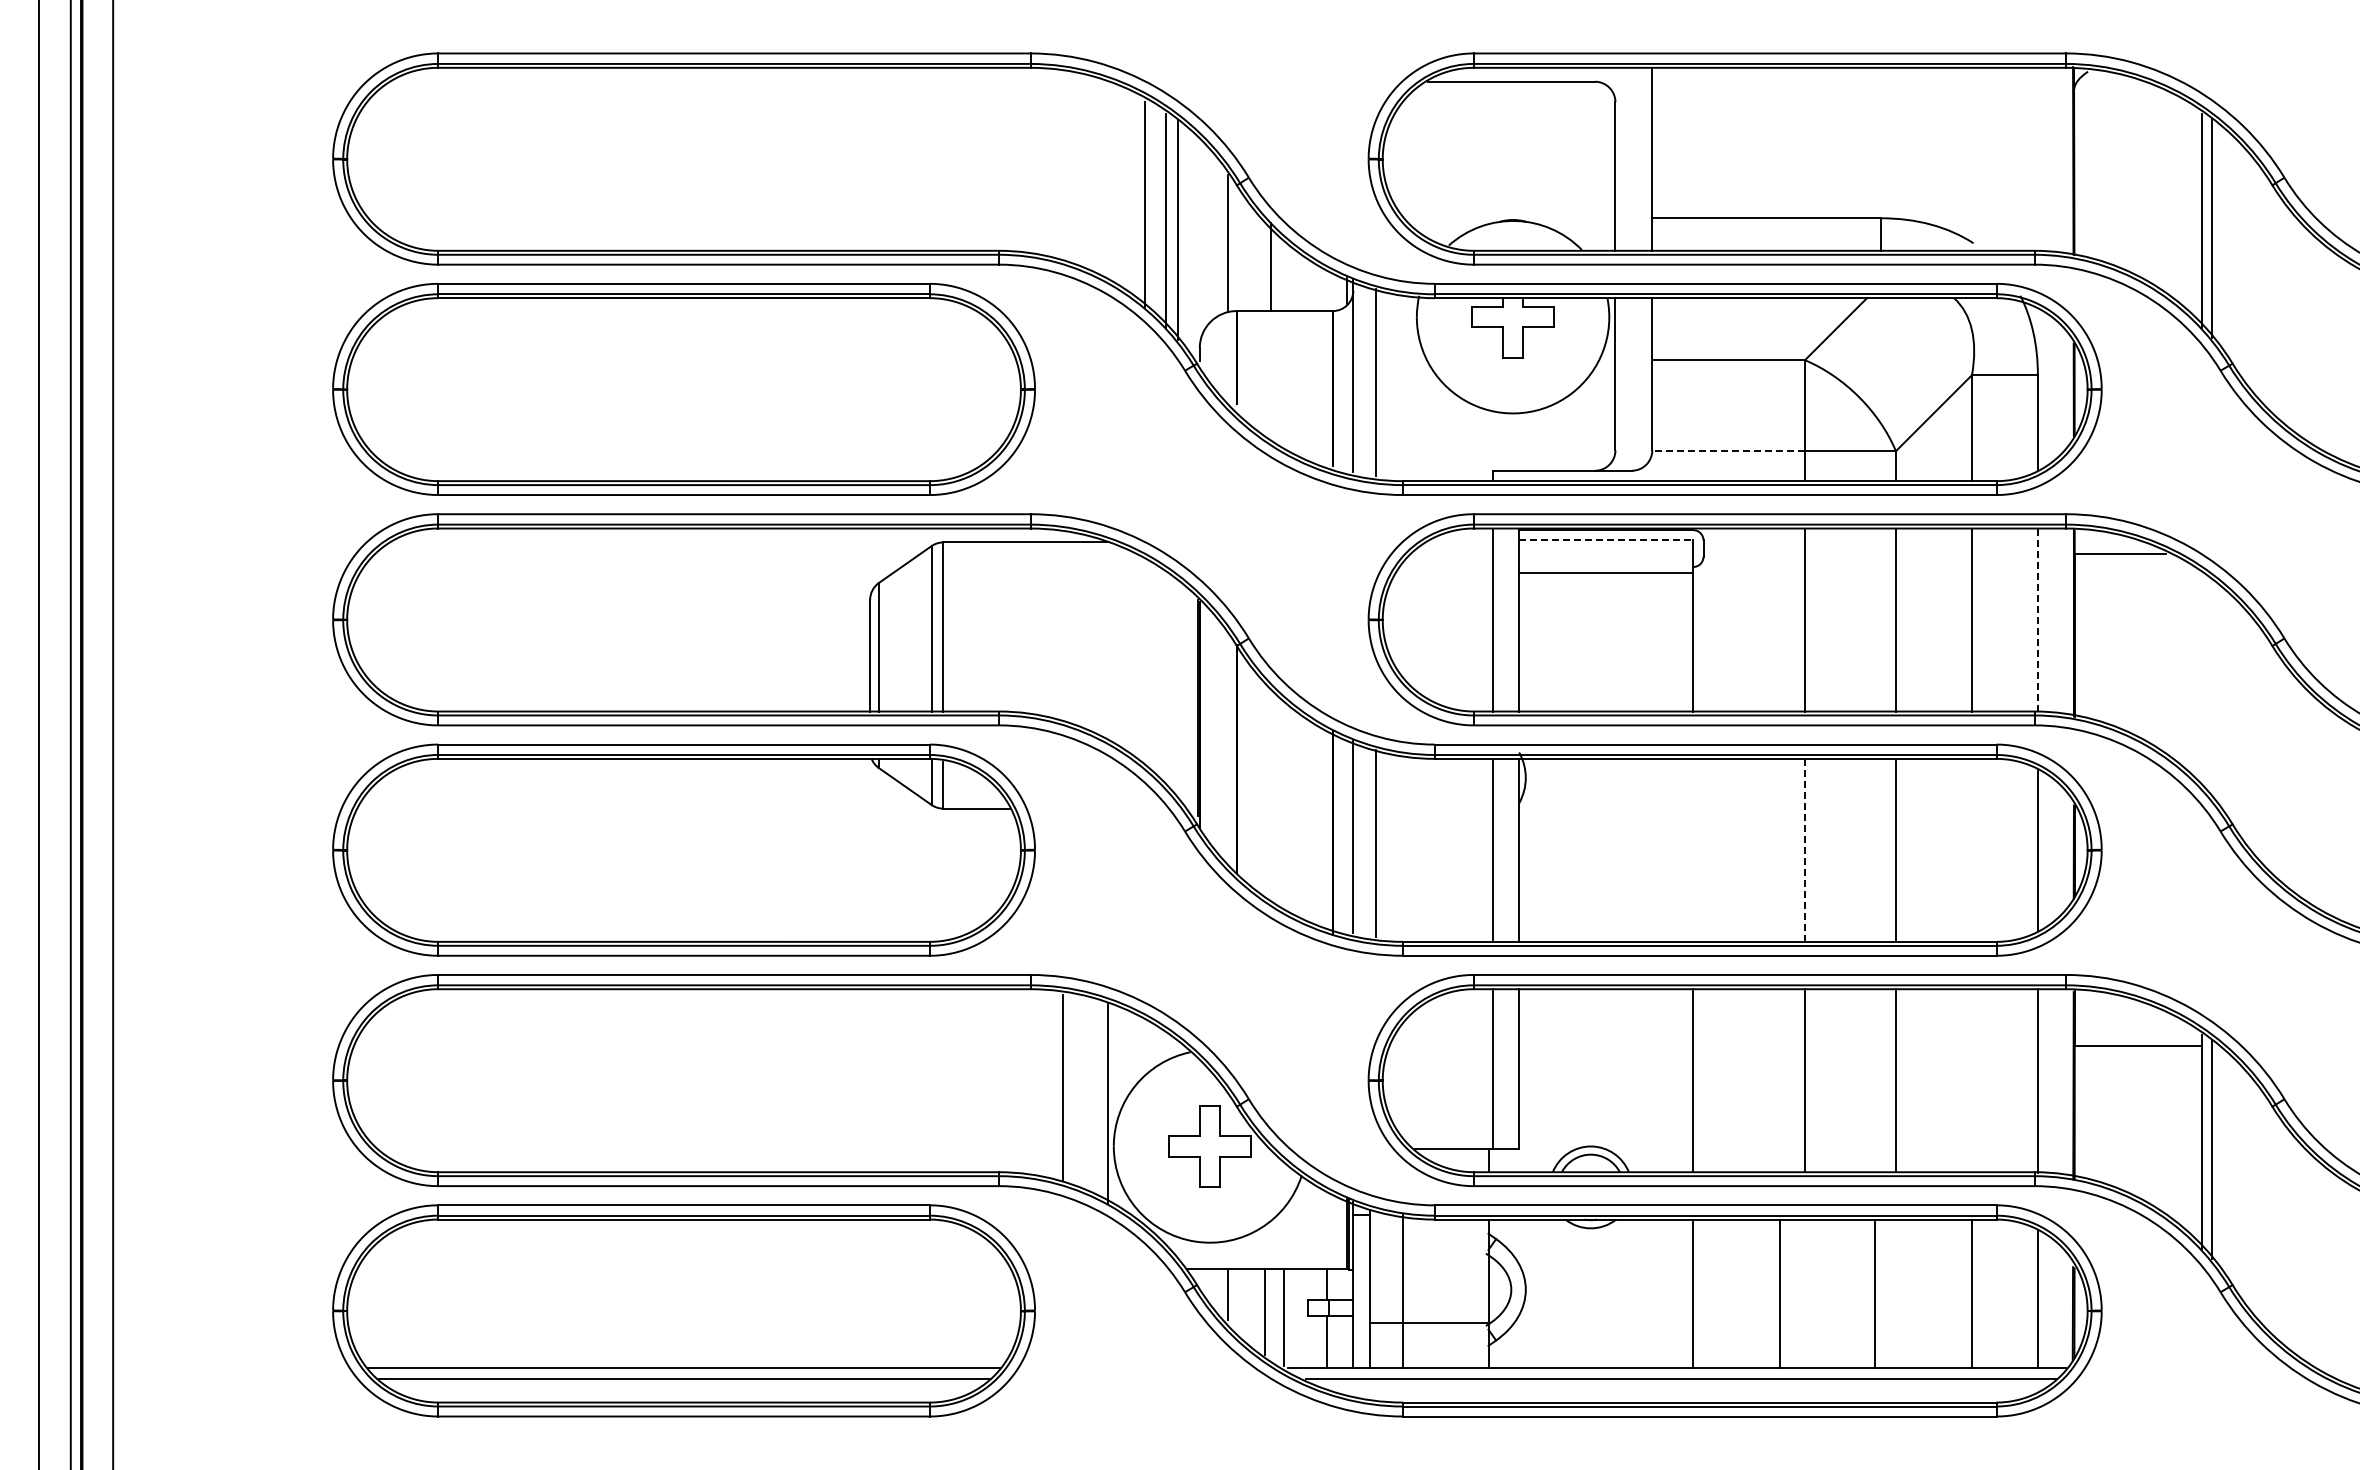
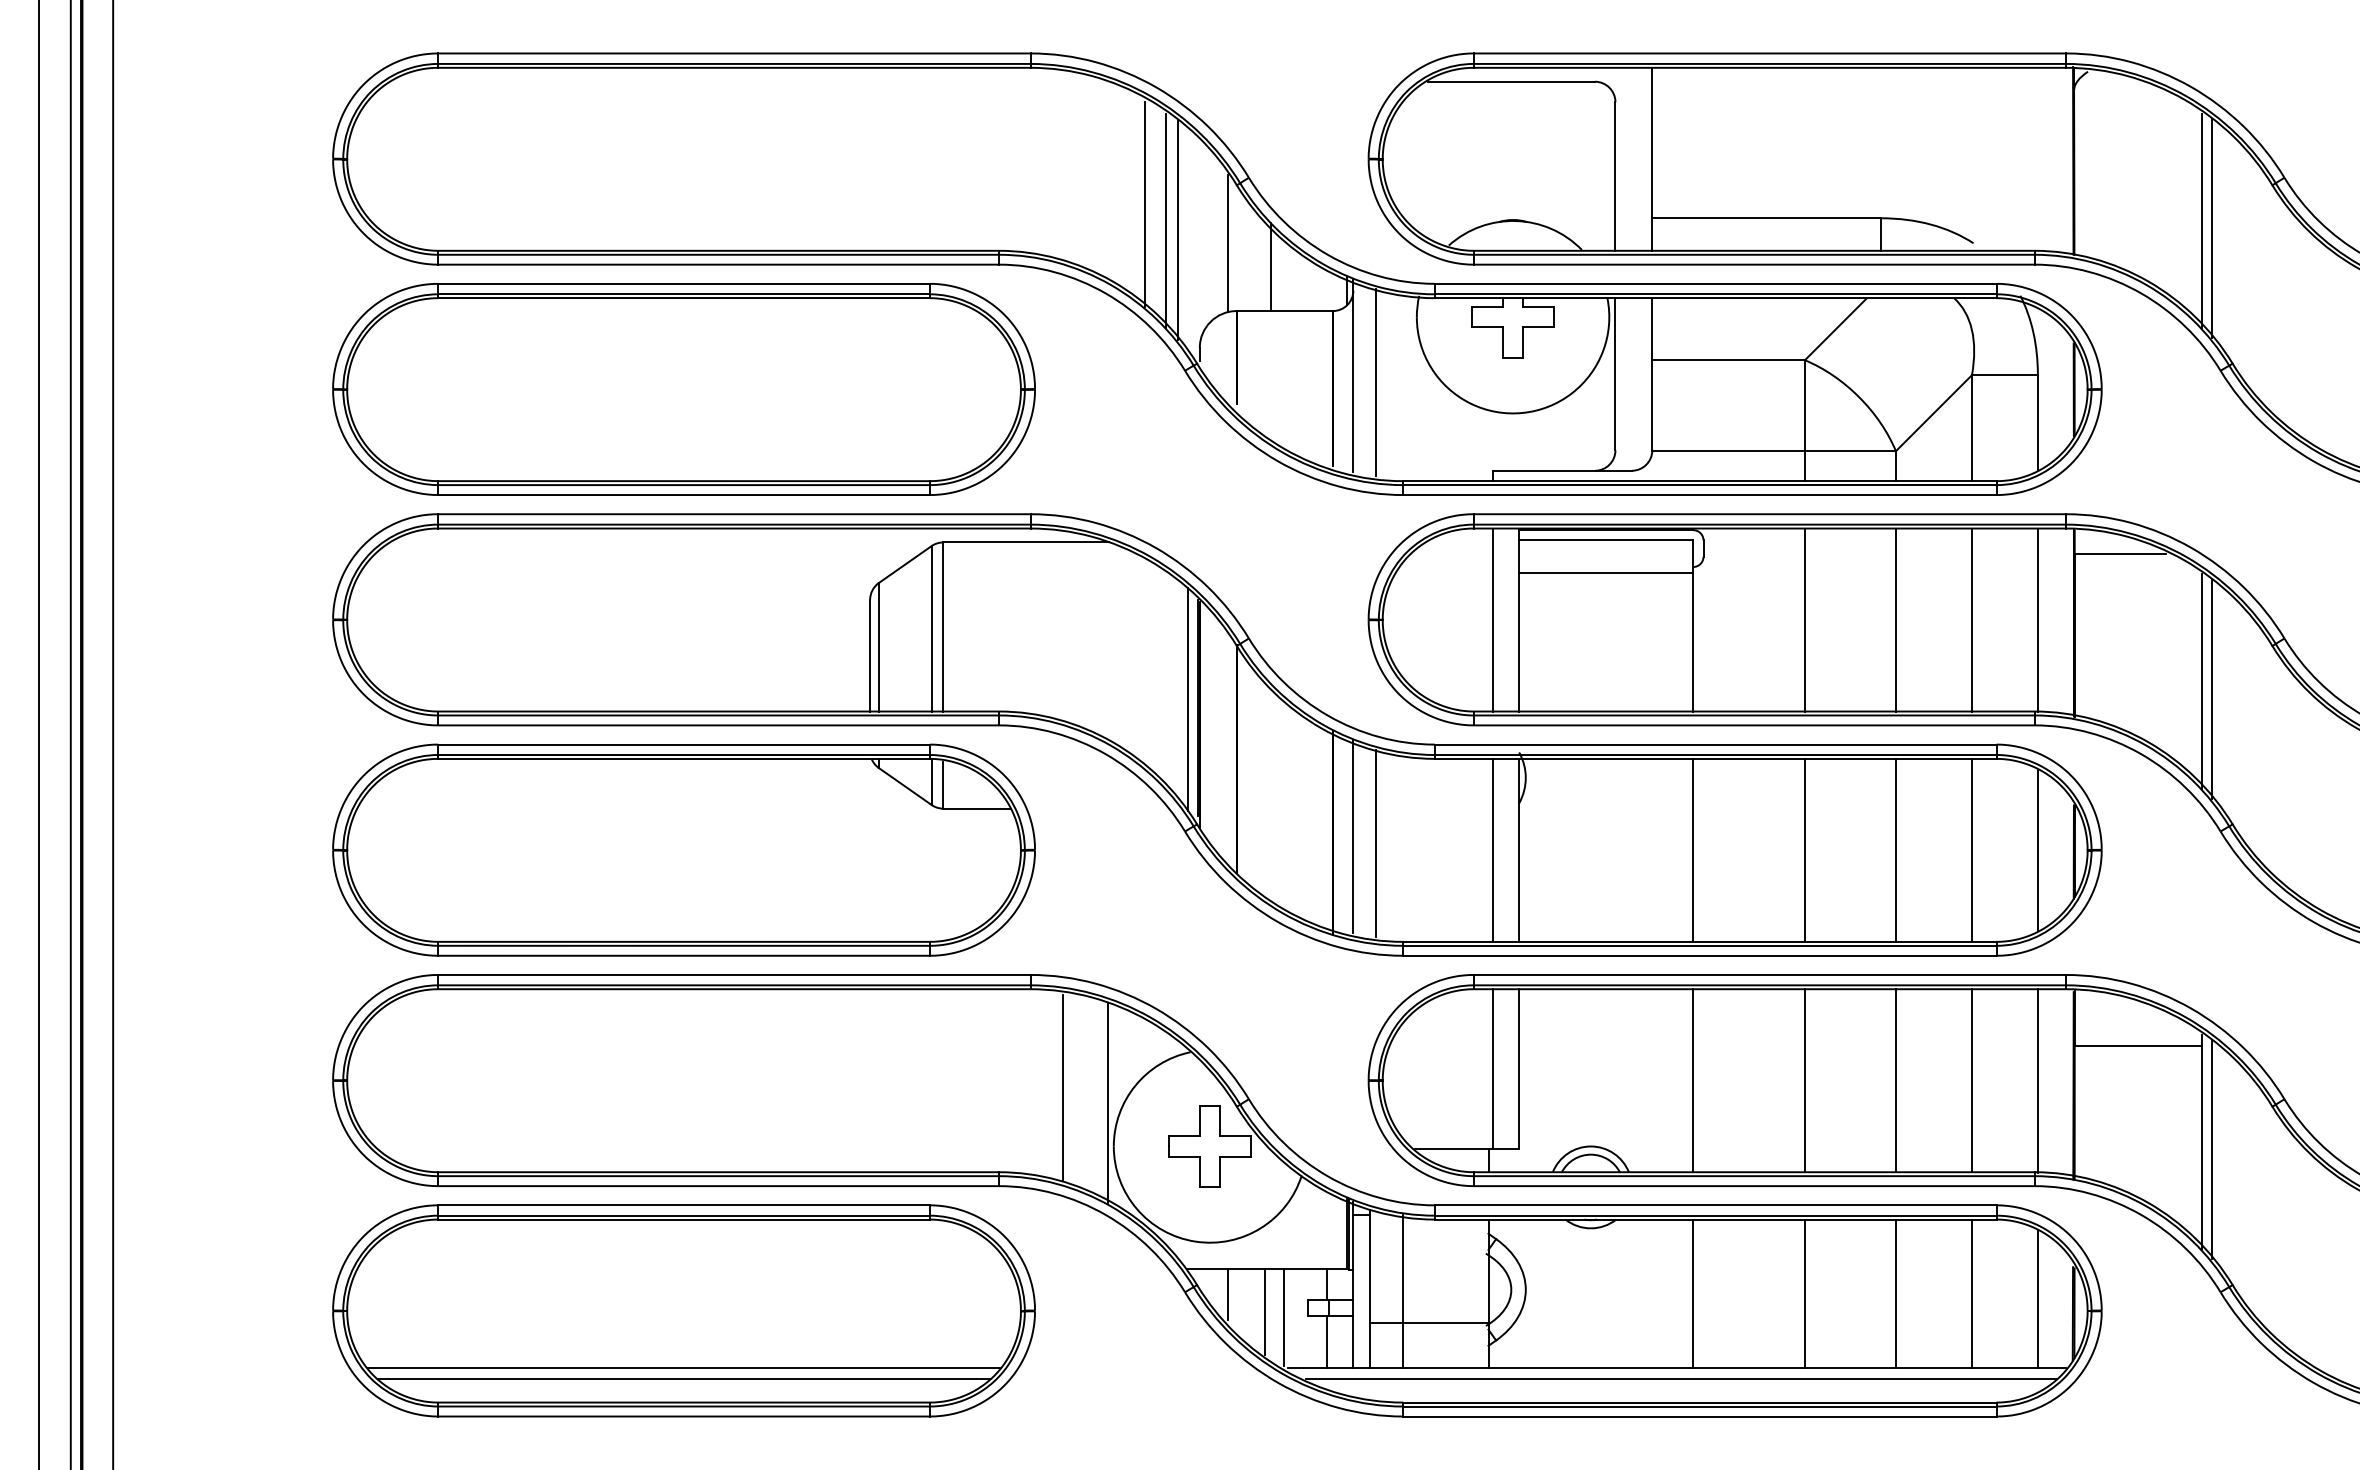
line: dashed -> solid (1728, 451)
line: dashed -> solid (1606, 540)
line: dashed -> solid (2037, 620)
line: none -> present (2201, 681)
line: none -> present (2212, 689)
line: none -> present (1187, 699)
line: none -> present (1693, 849)
line: dashed -> solid (1804, 849)
line: none -> present (1972, 849)
line: none -> present (1972, 1080)
line position: (1779, 1293) -> (1804, 1293) (1804, 1293)
line position: (1874, 1293) -> (1895, 1293) (1895, 1293)
